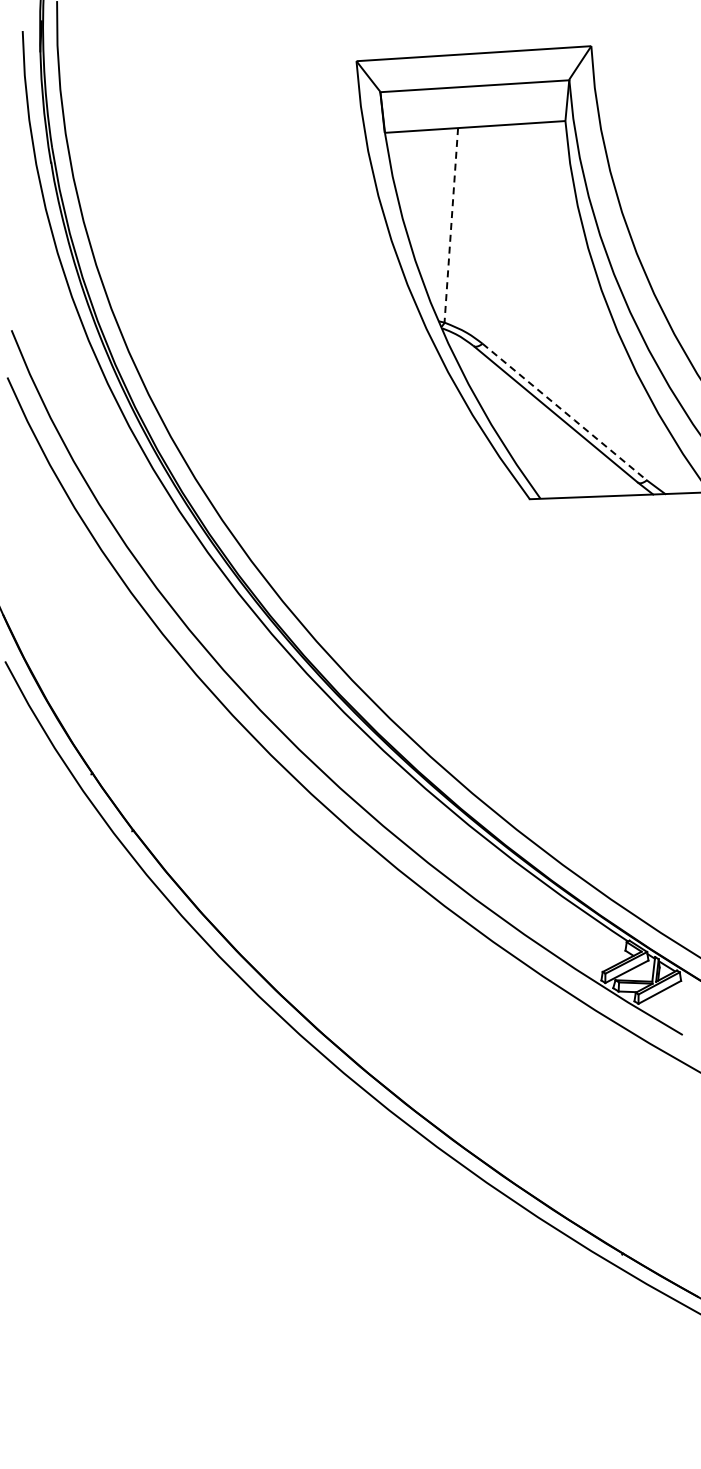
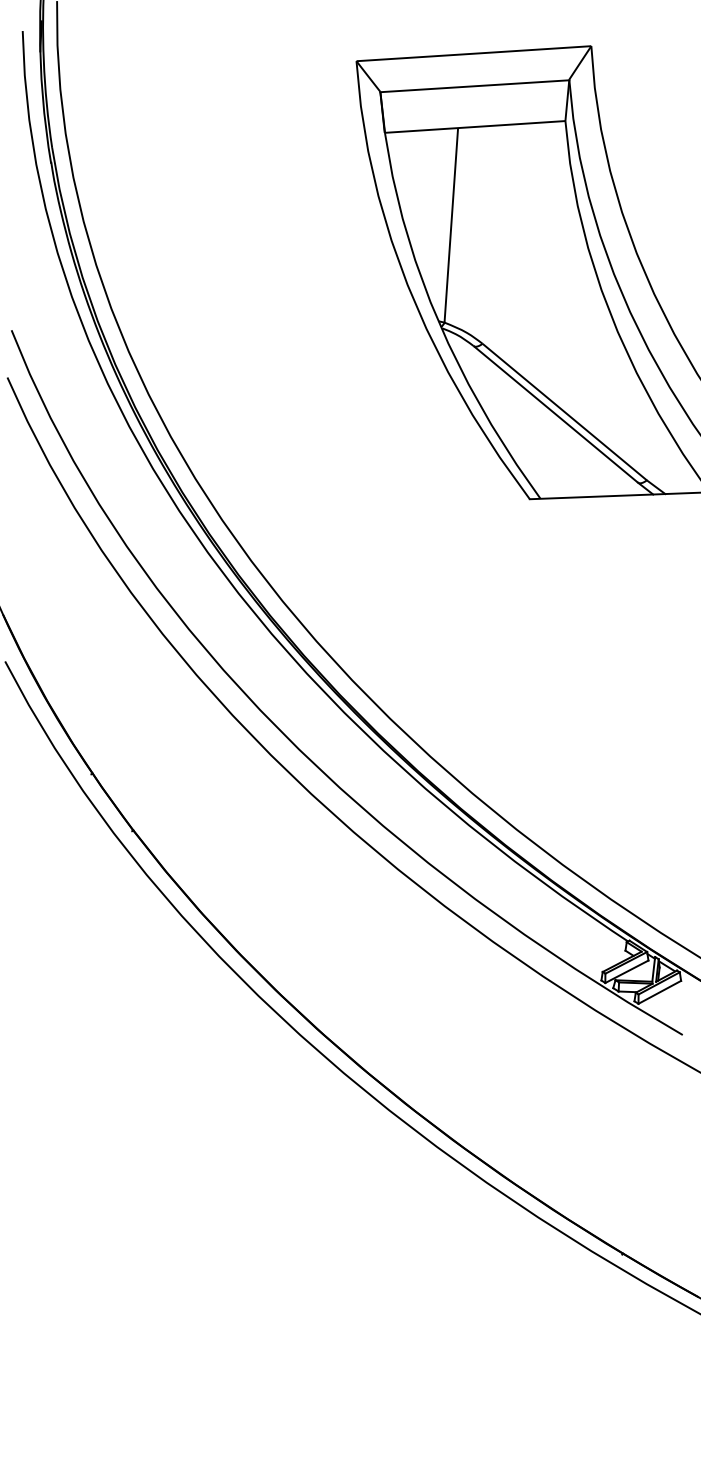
line: dashed -> solid (451, 226)
line: dashed -> solid (565, 412)
